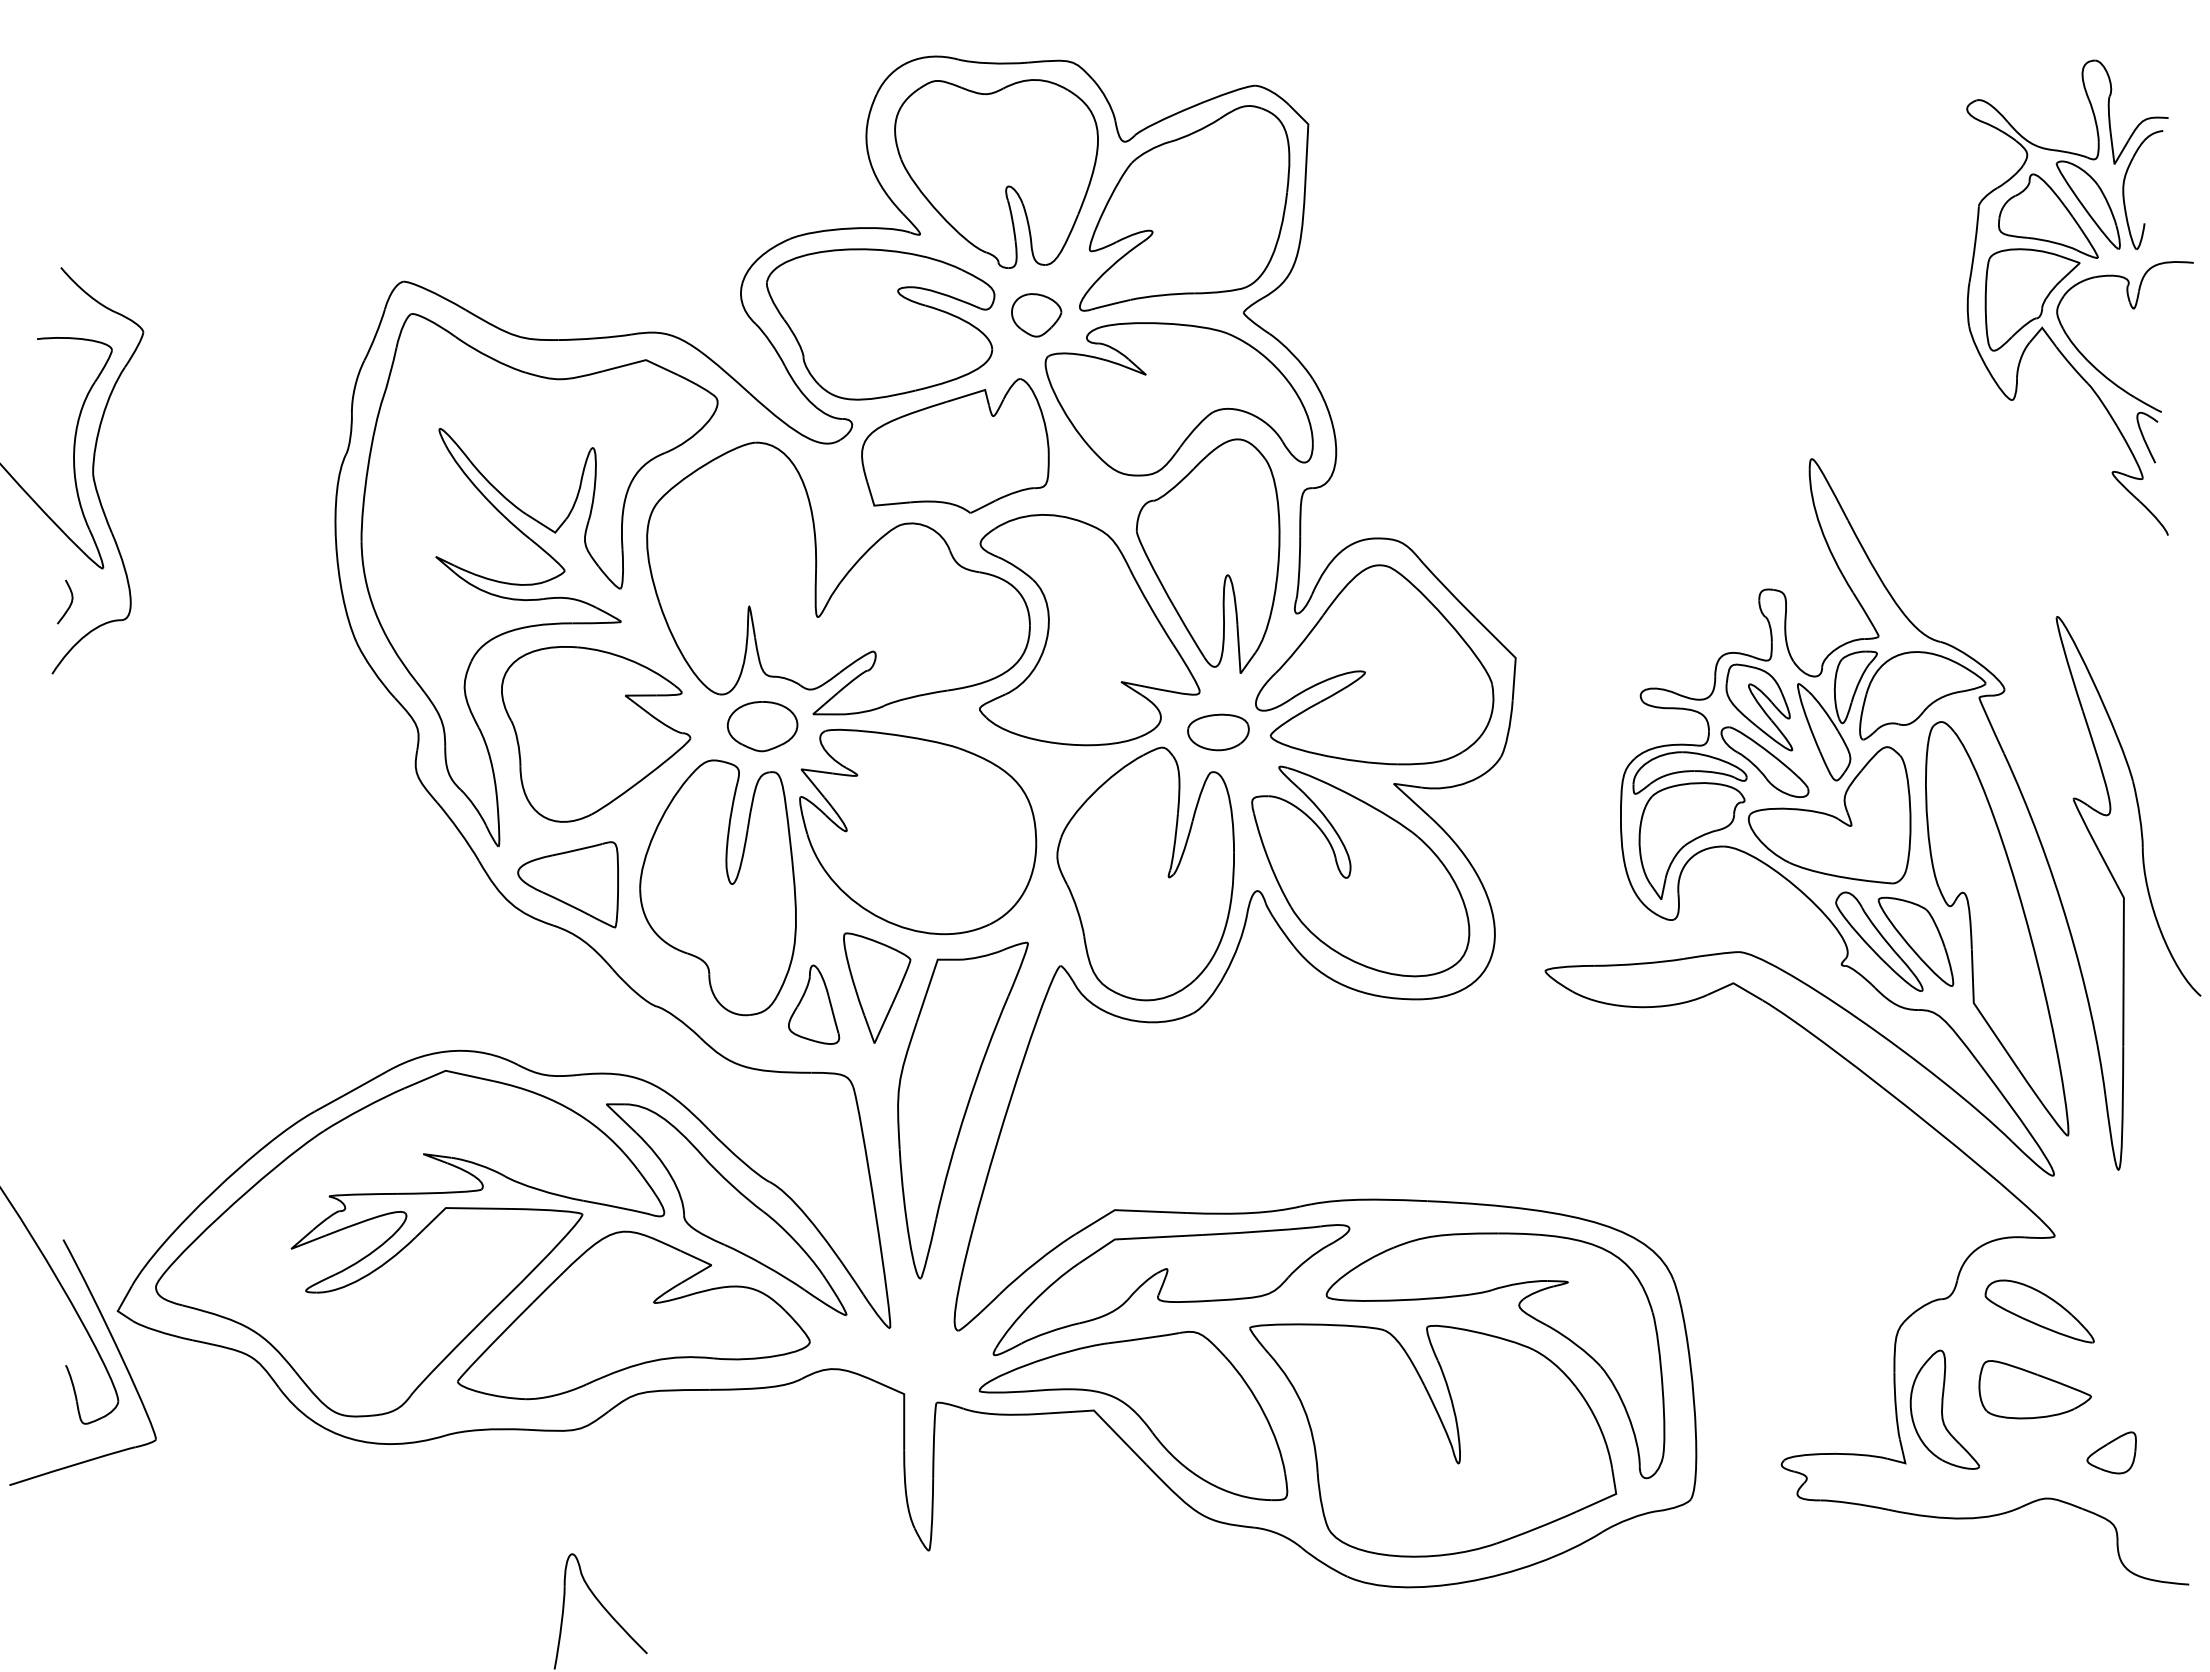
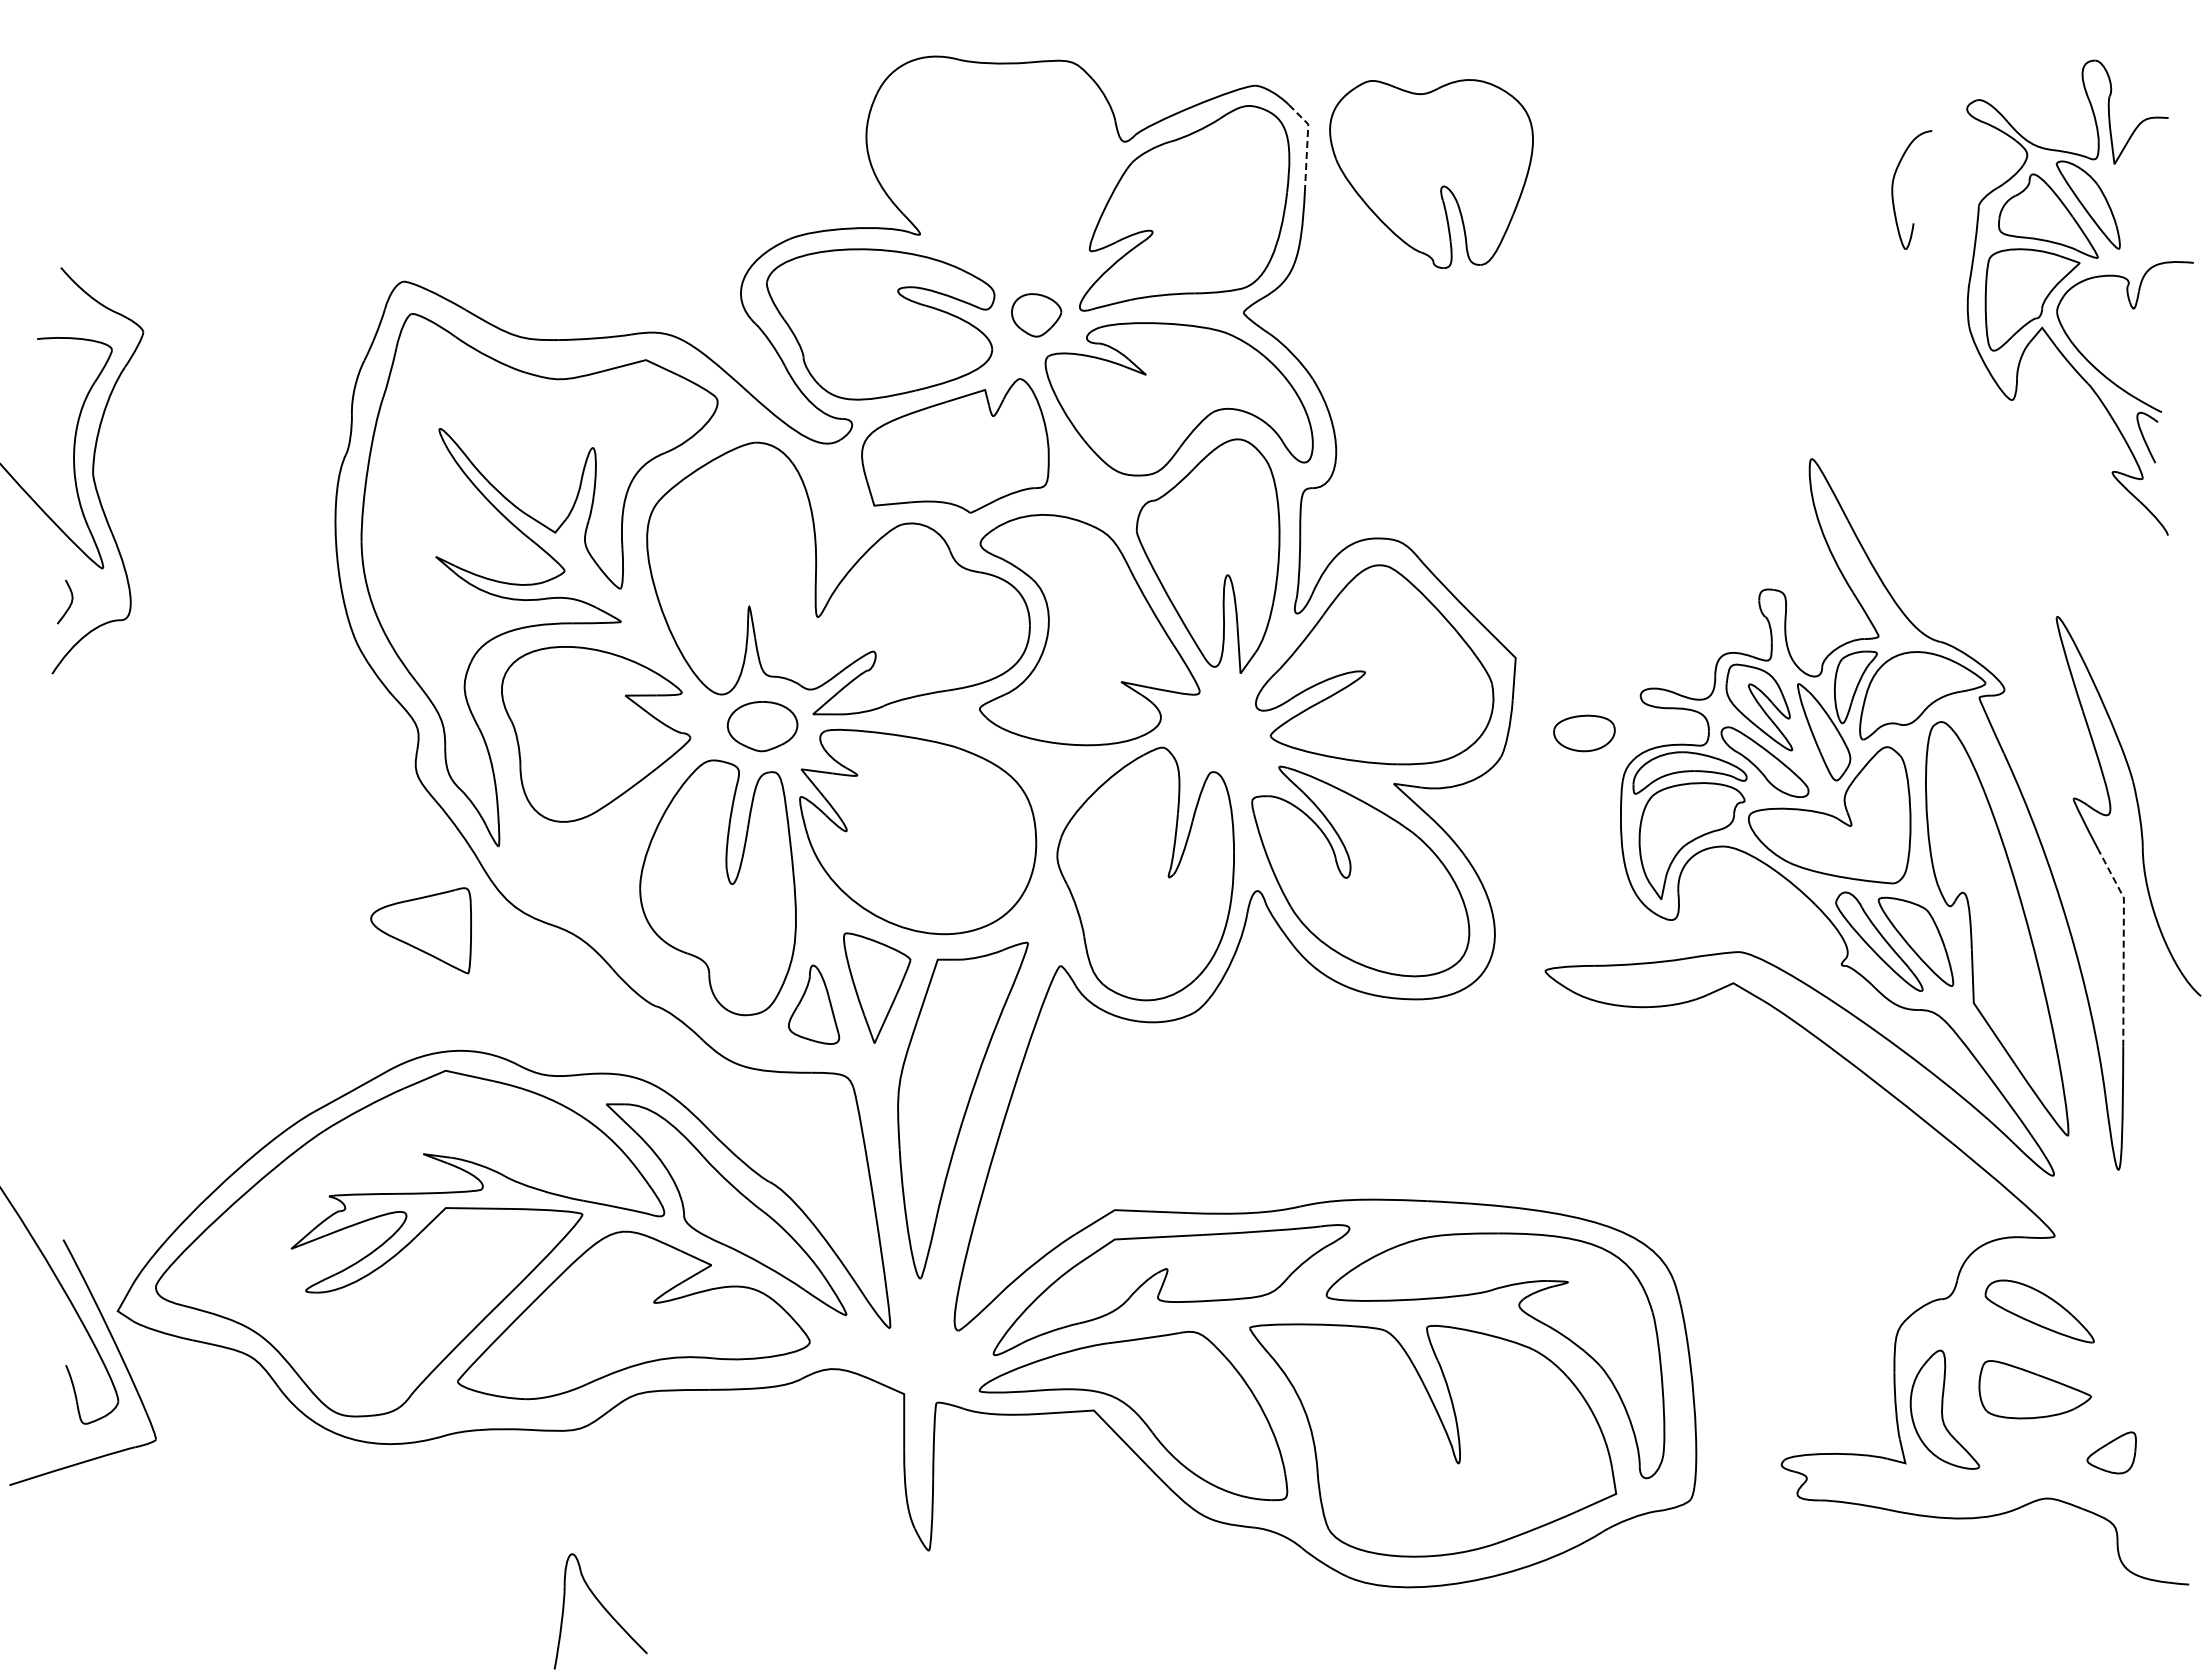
line: solid -> dashed (1307, 143)
part position: (996, 173) -> (1431, 173) (1431, 173)
part position: (2124, 189) -> (1893, 189) (1893, 189)
part position: (1218, 732) -> (1584, 733) (1584, 733)
part position: (567, 884) -> (420, 930) (420, 930)
line: solid -> dashed (2123, 944)
